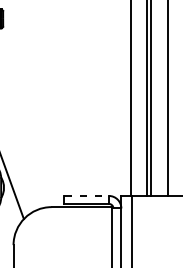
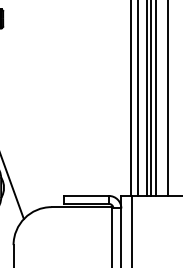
line: none -> present (138, 99)
line: none -> present (155, 99)
line: dashed -> solid (87, 195)
